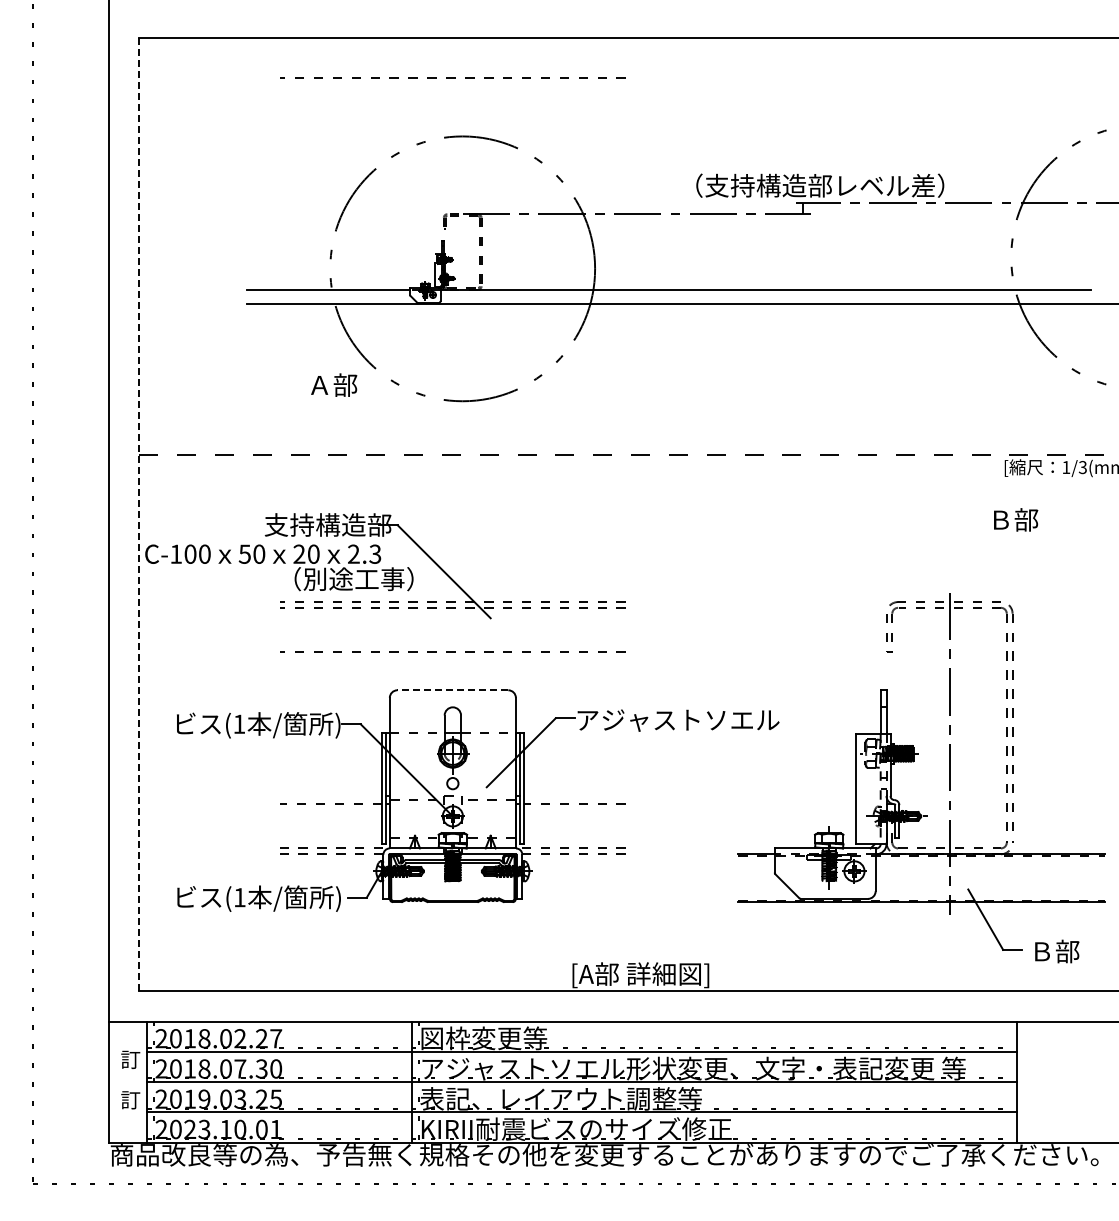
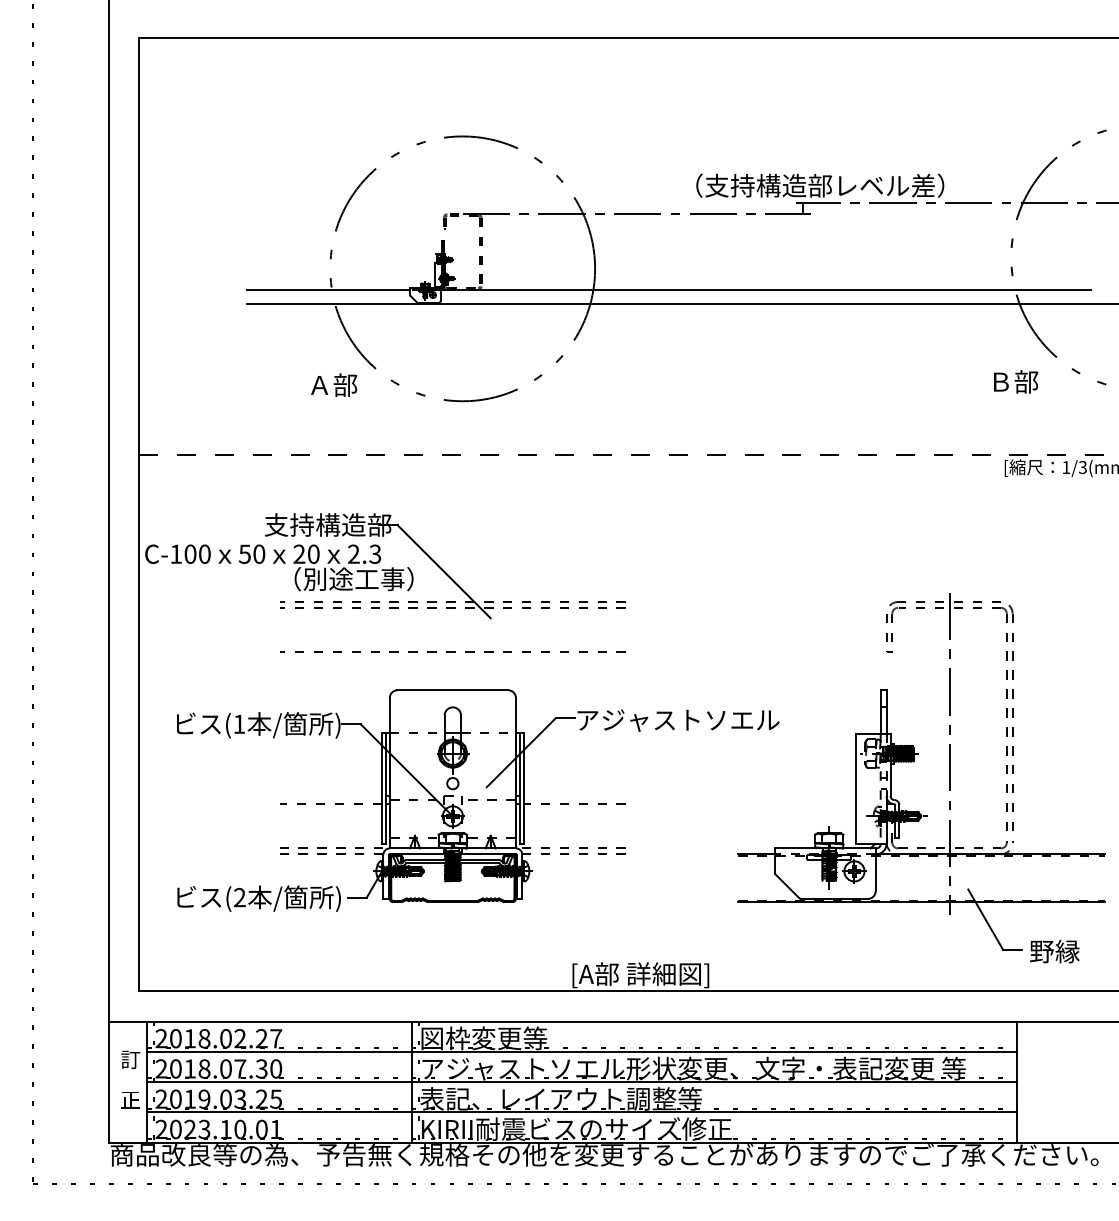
line: present -> none (452, 77)
line: dashed -> solid (139, 514)
text position: (1016, 519) -> (1016, 381) (1016, 381)
line: dashed -> solid (452, 690)
text: (1 -> (2 (239, 897)
text: Ｂ部 -> 野縁 (1054, 951)
text: 訂 -> 正 (130, 1100)
